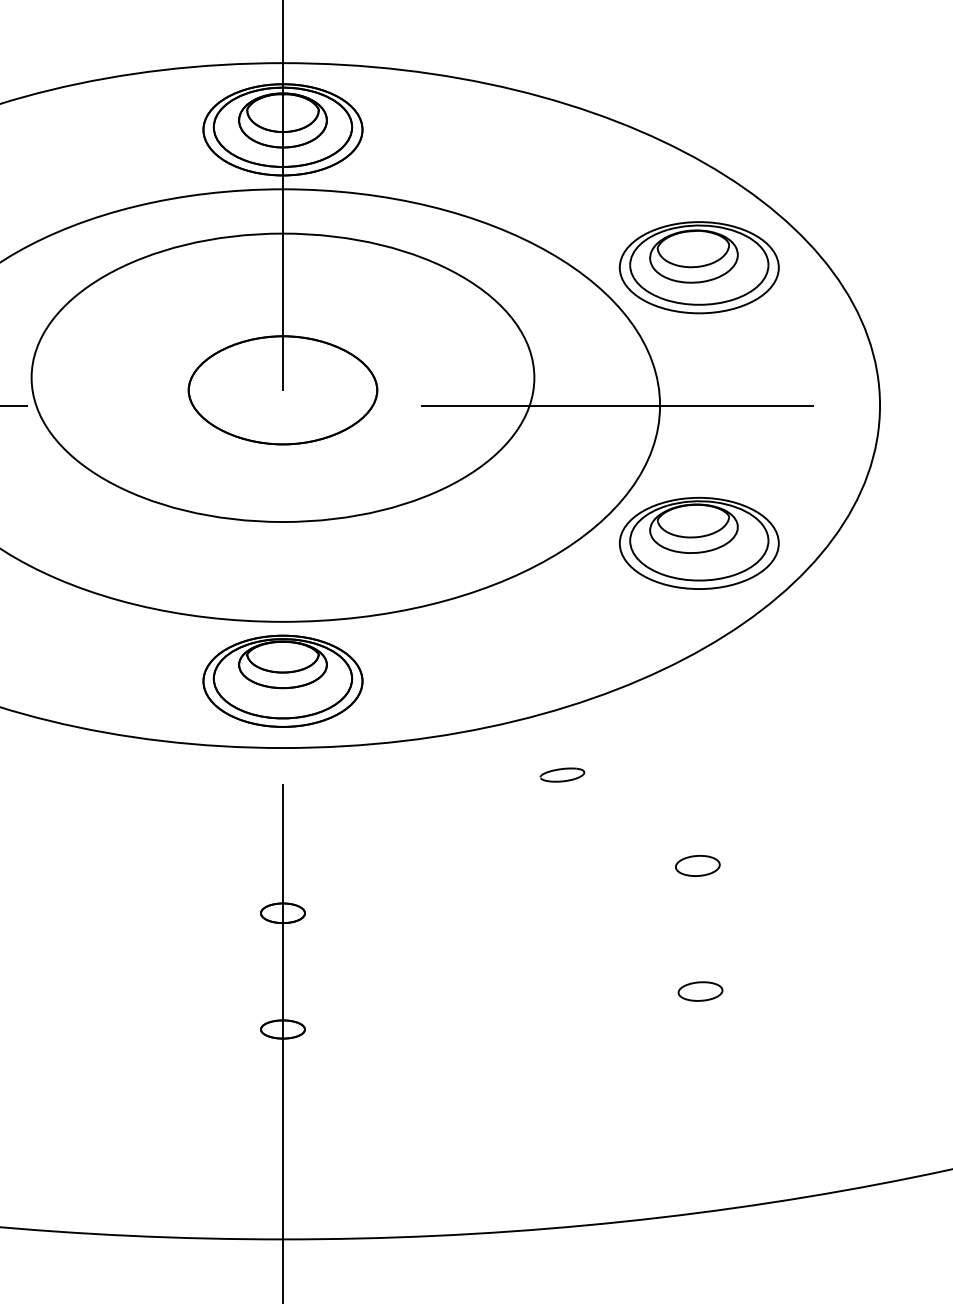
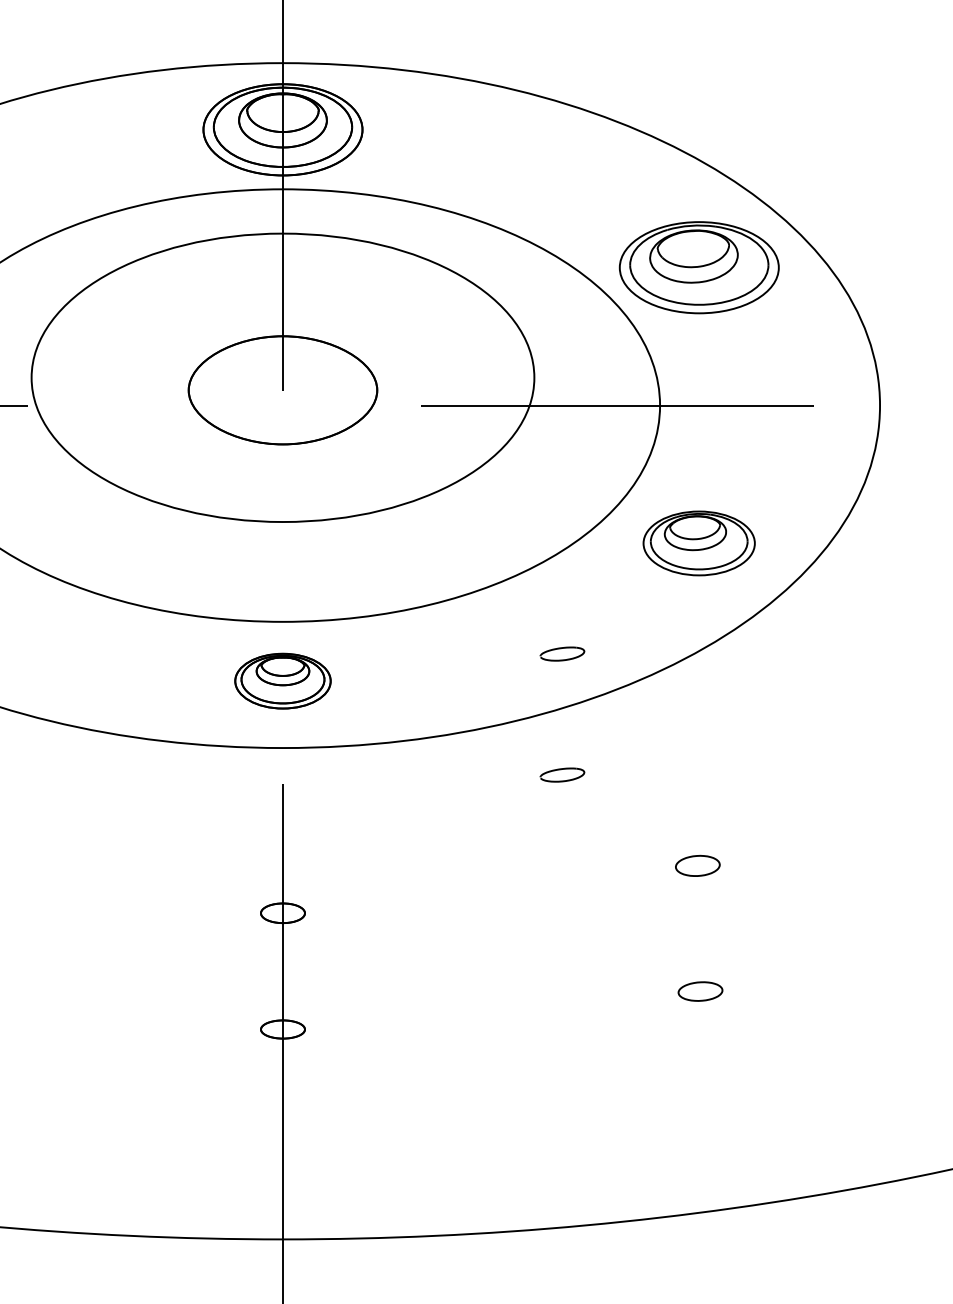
part size: 162x93 px -> 114x67 px (698, 543)
part: none -> present (562, 653)
part size: 162x94 px -> 98x58 px (282, 680)
